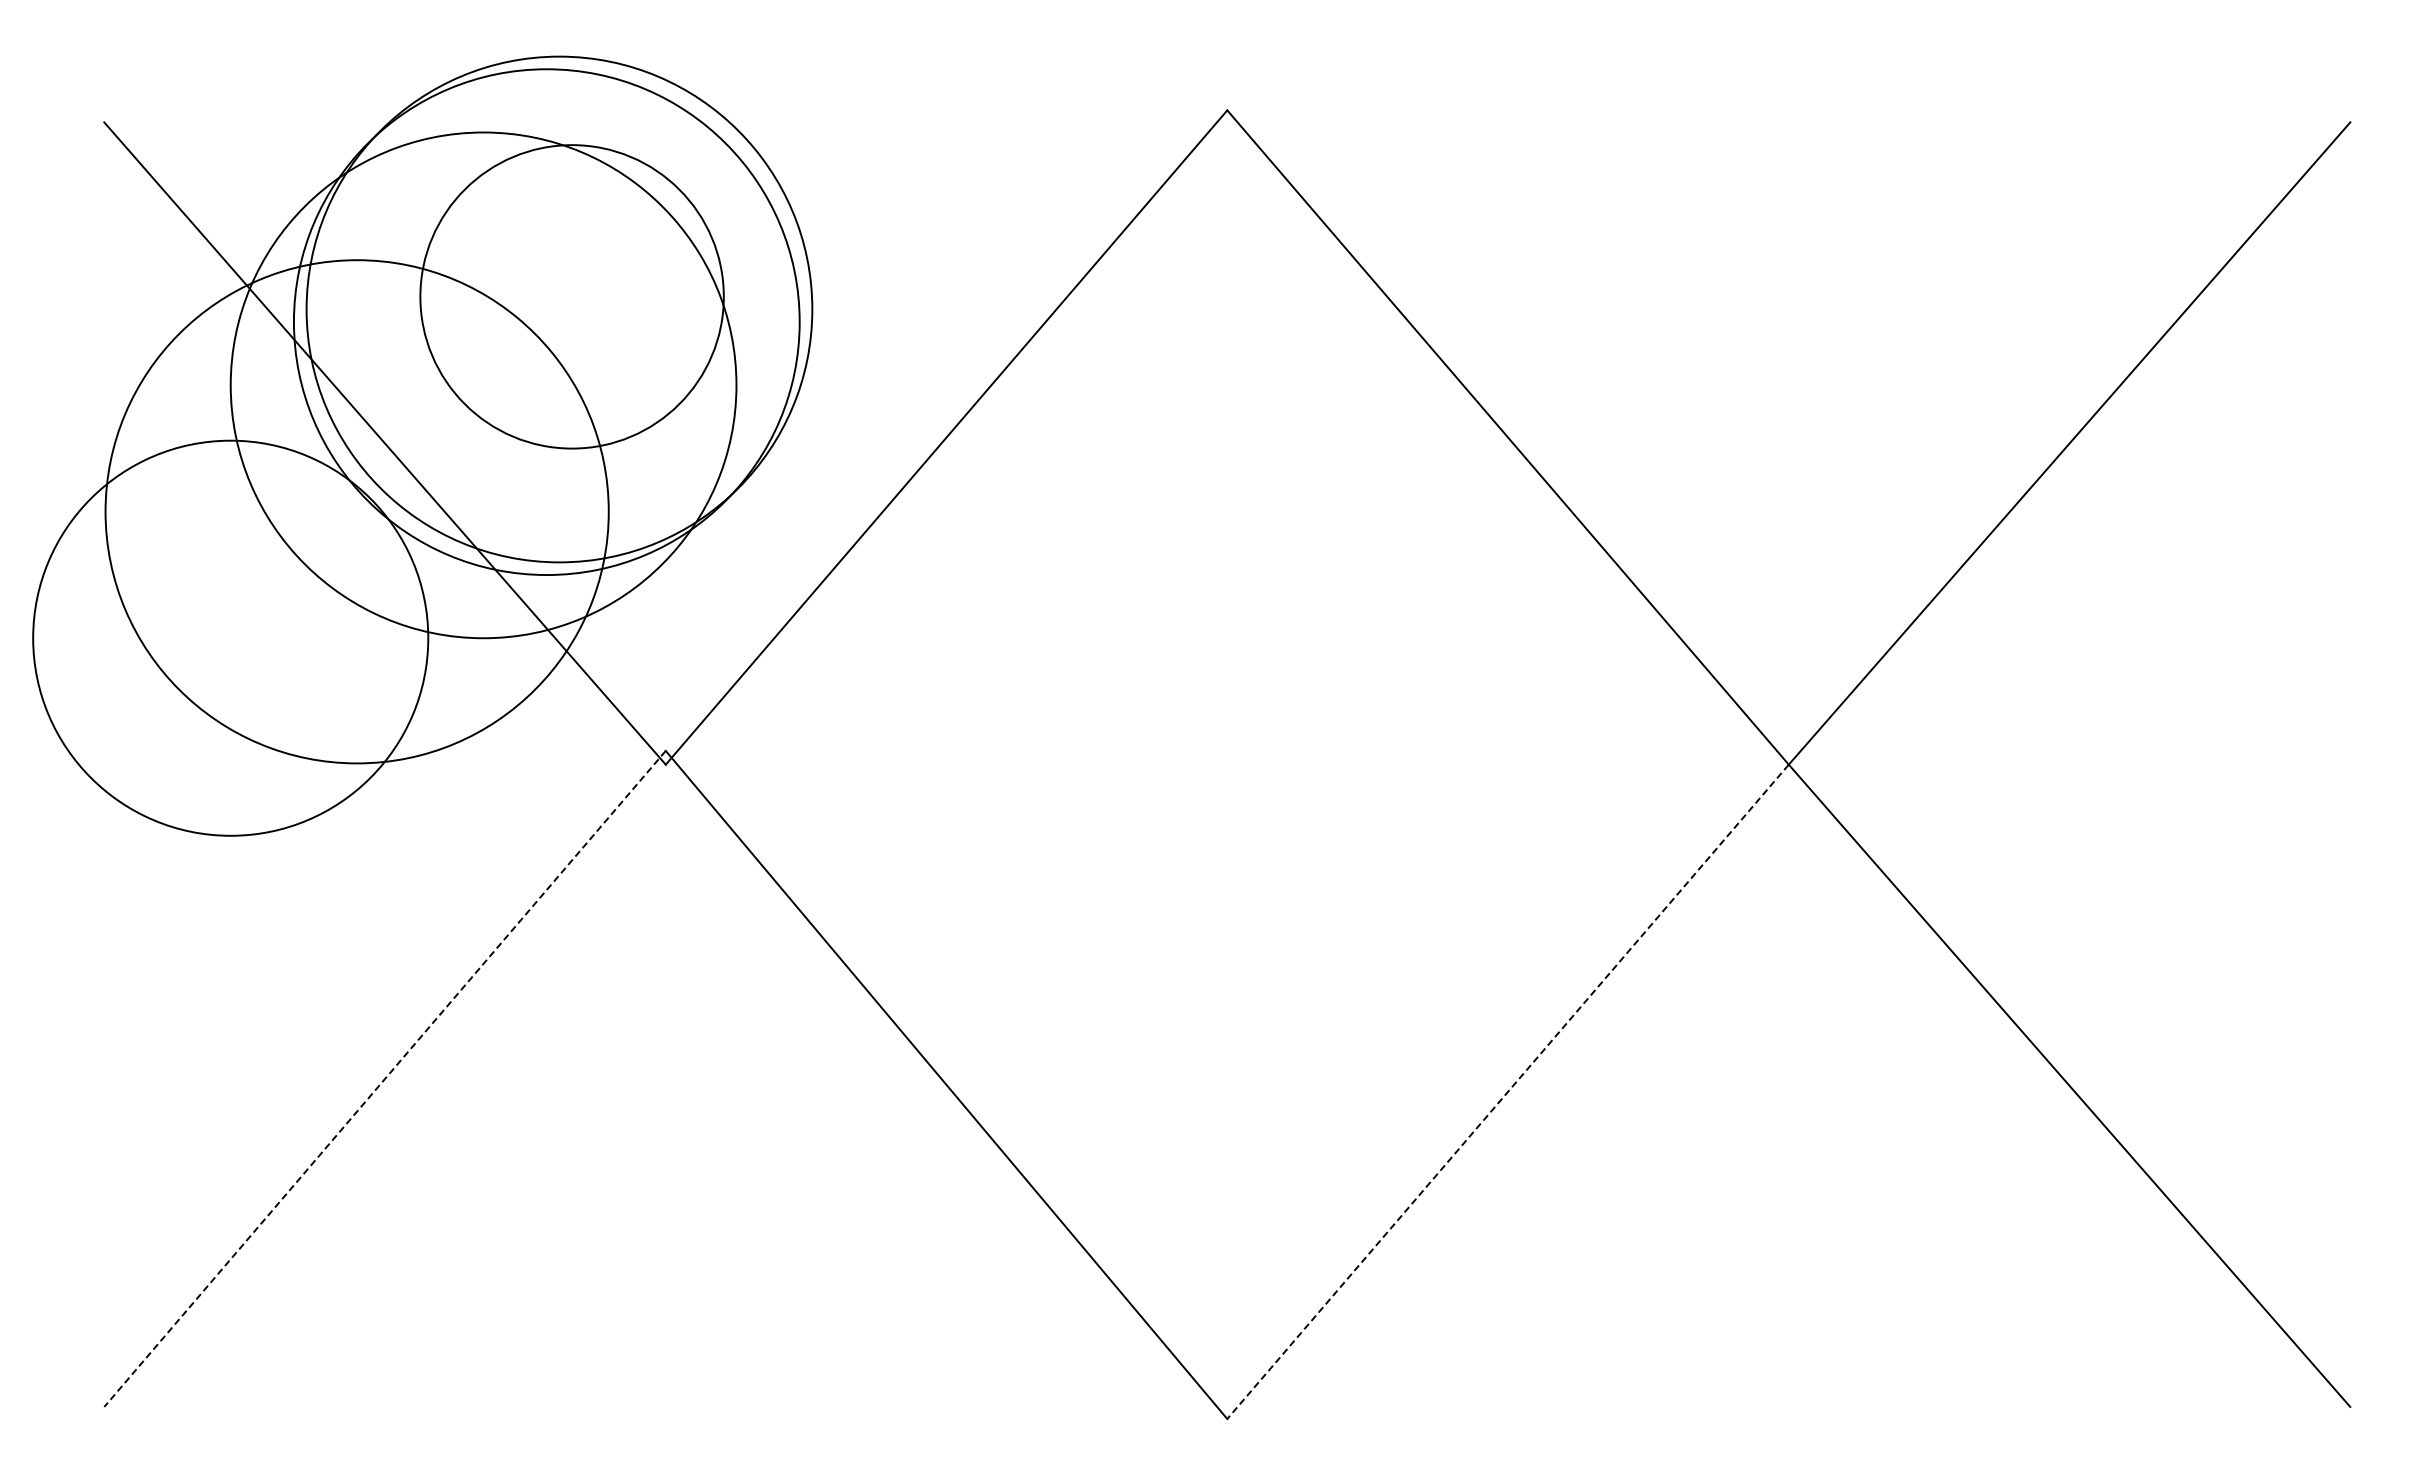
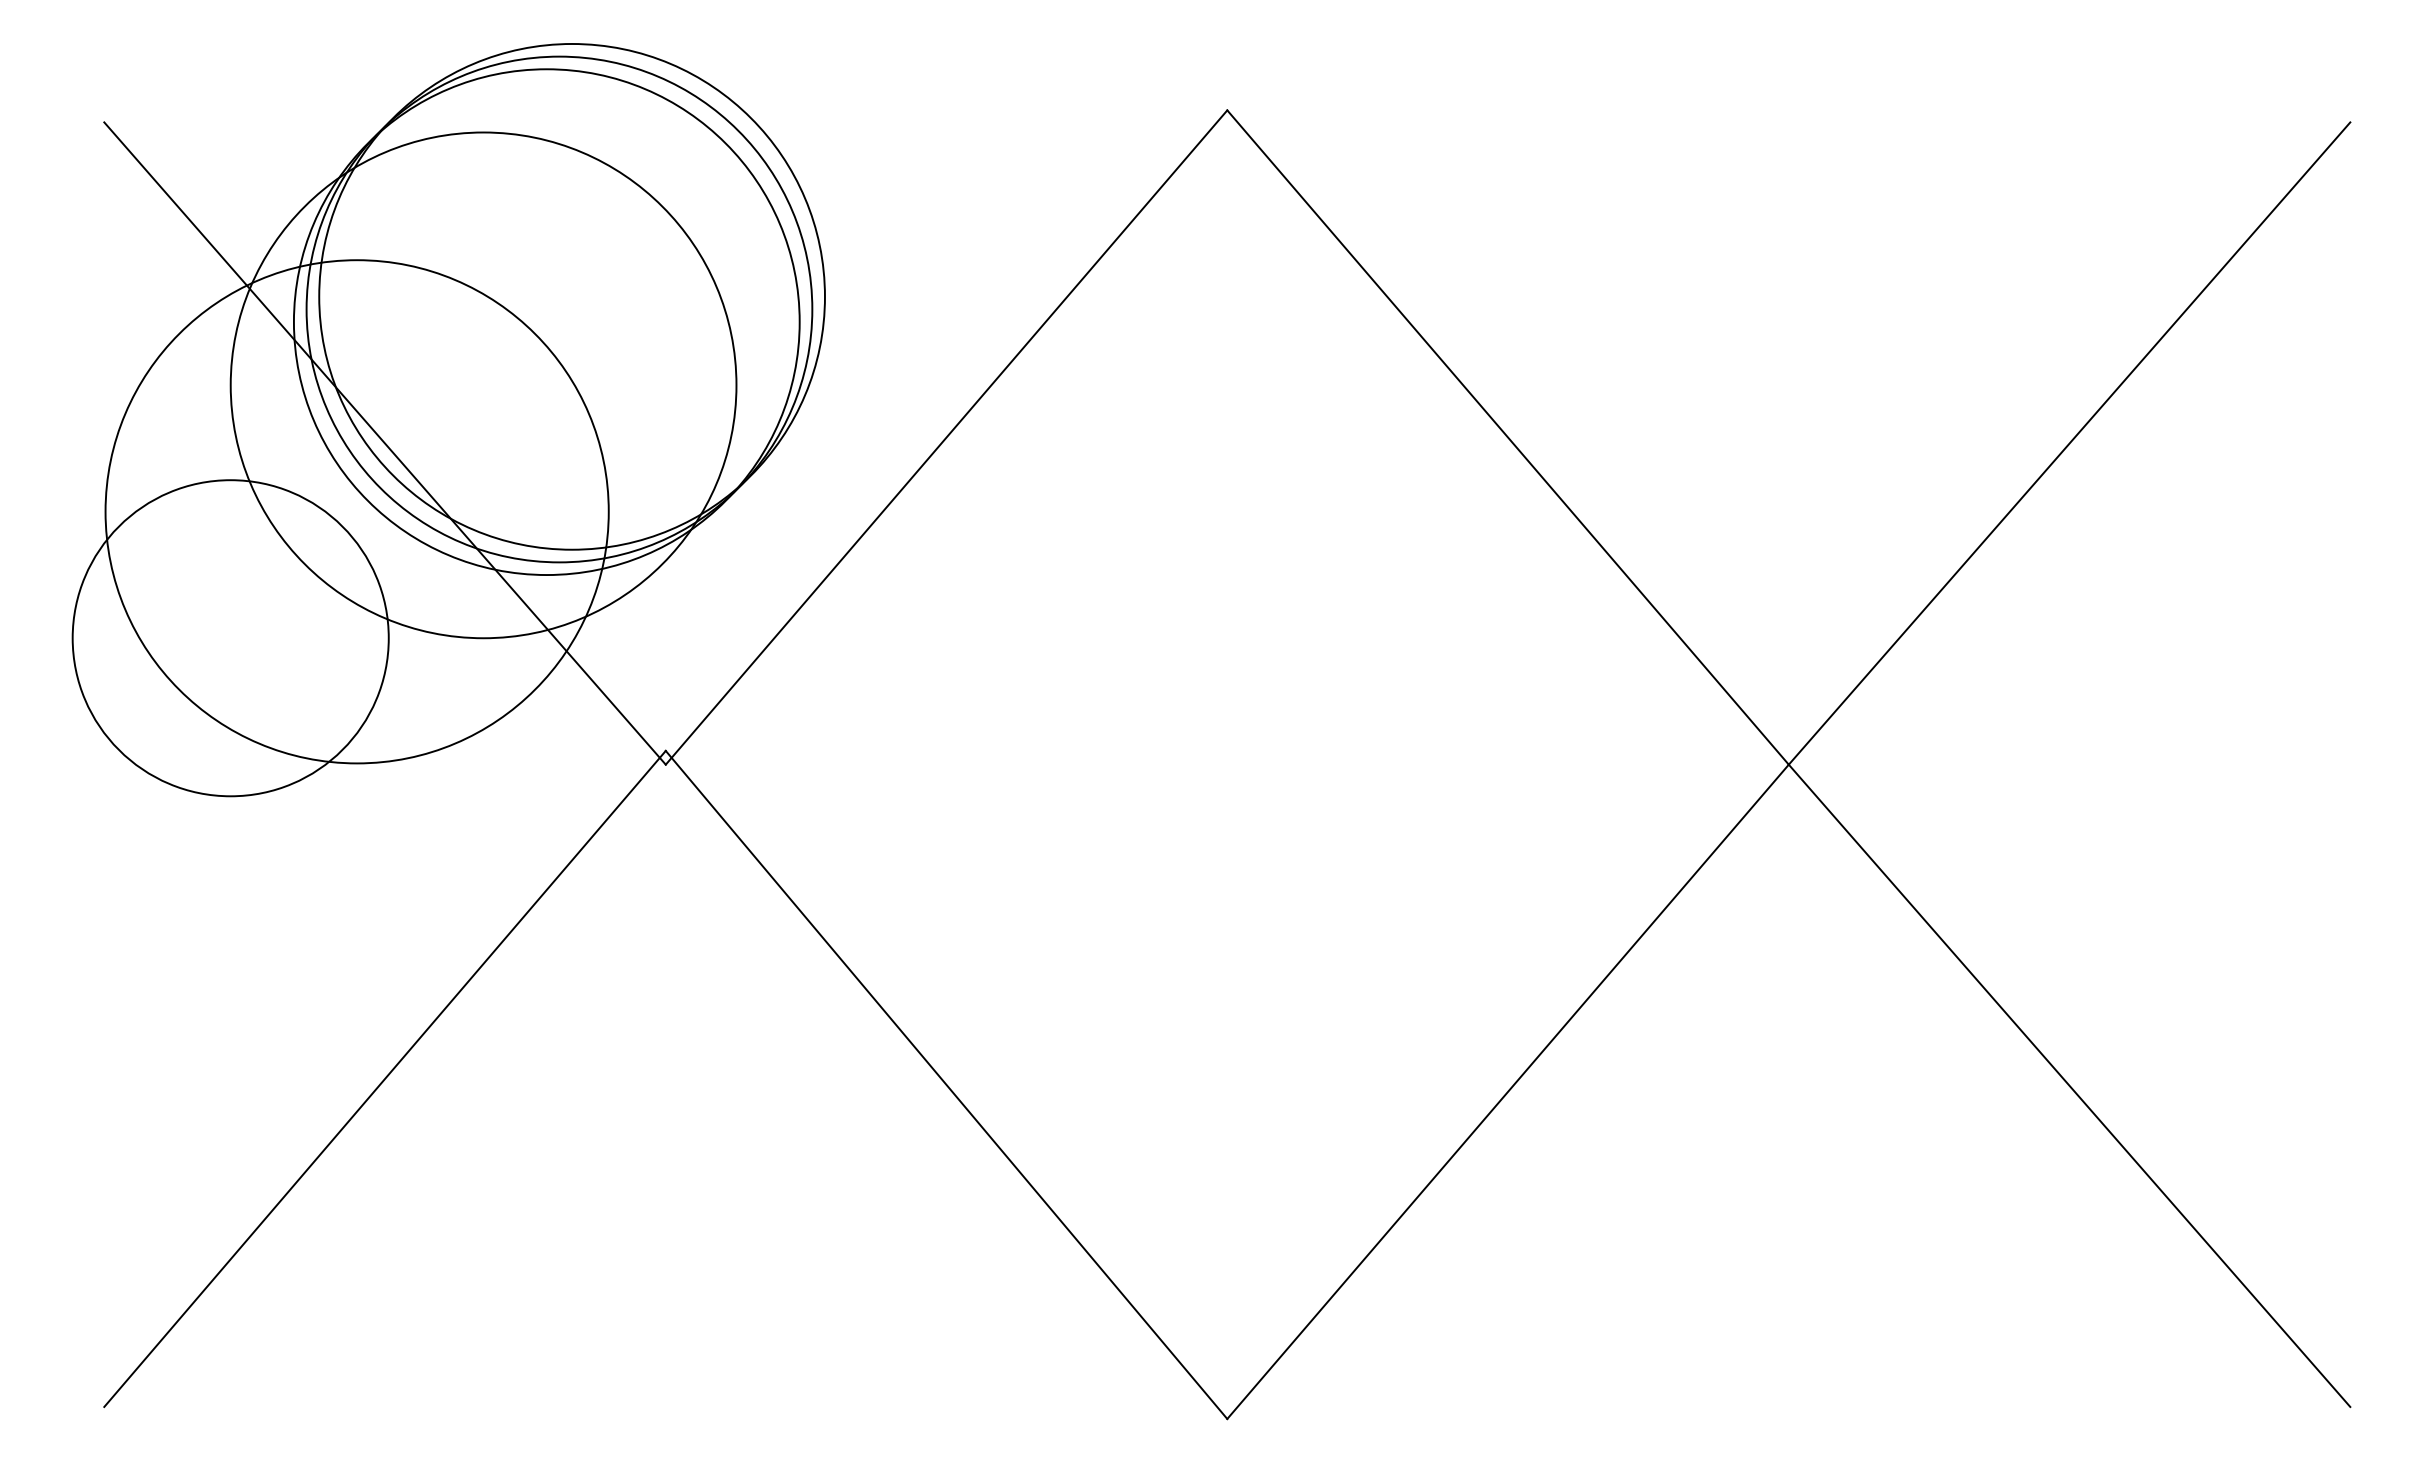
circle diameter: 303 px -> 506 px (571, 296)
circle diameter: 395 px -> 316 px (230, 638)
line: dashed -> solid (385, 1078)
line: dashed -> solid (1507, 1092)
